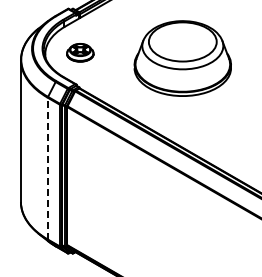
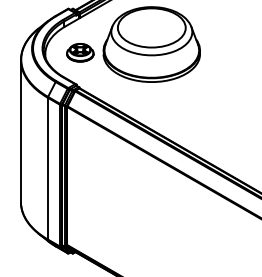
part position: (182, 58) -> (151, 44) (151, 44)
line: dashed -> solid (47, 168)
